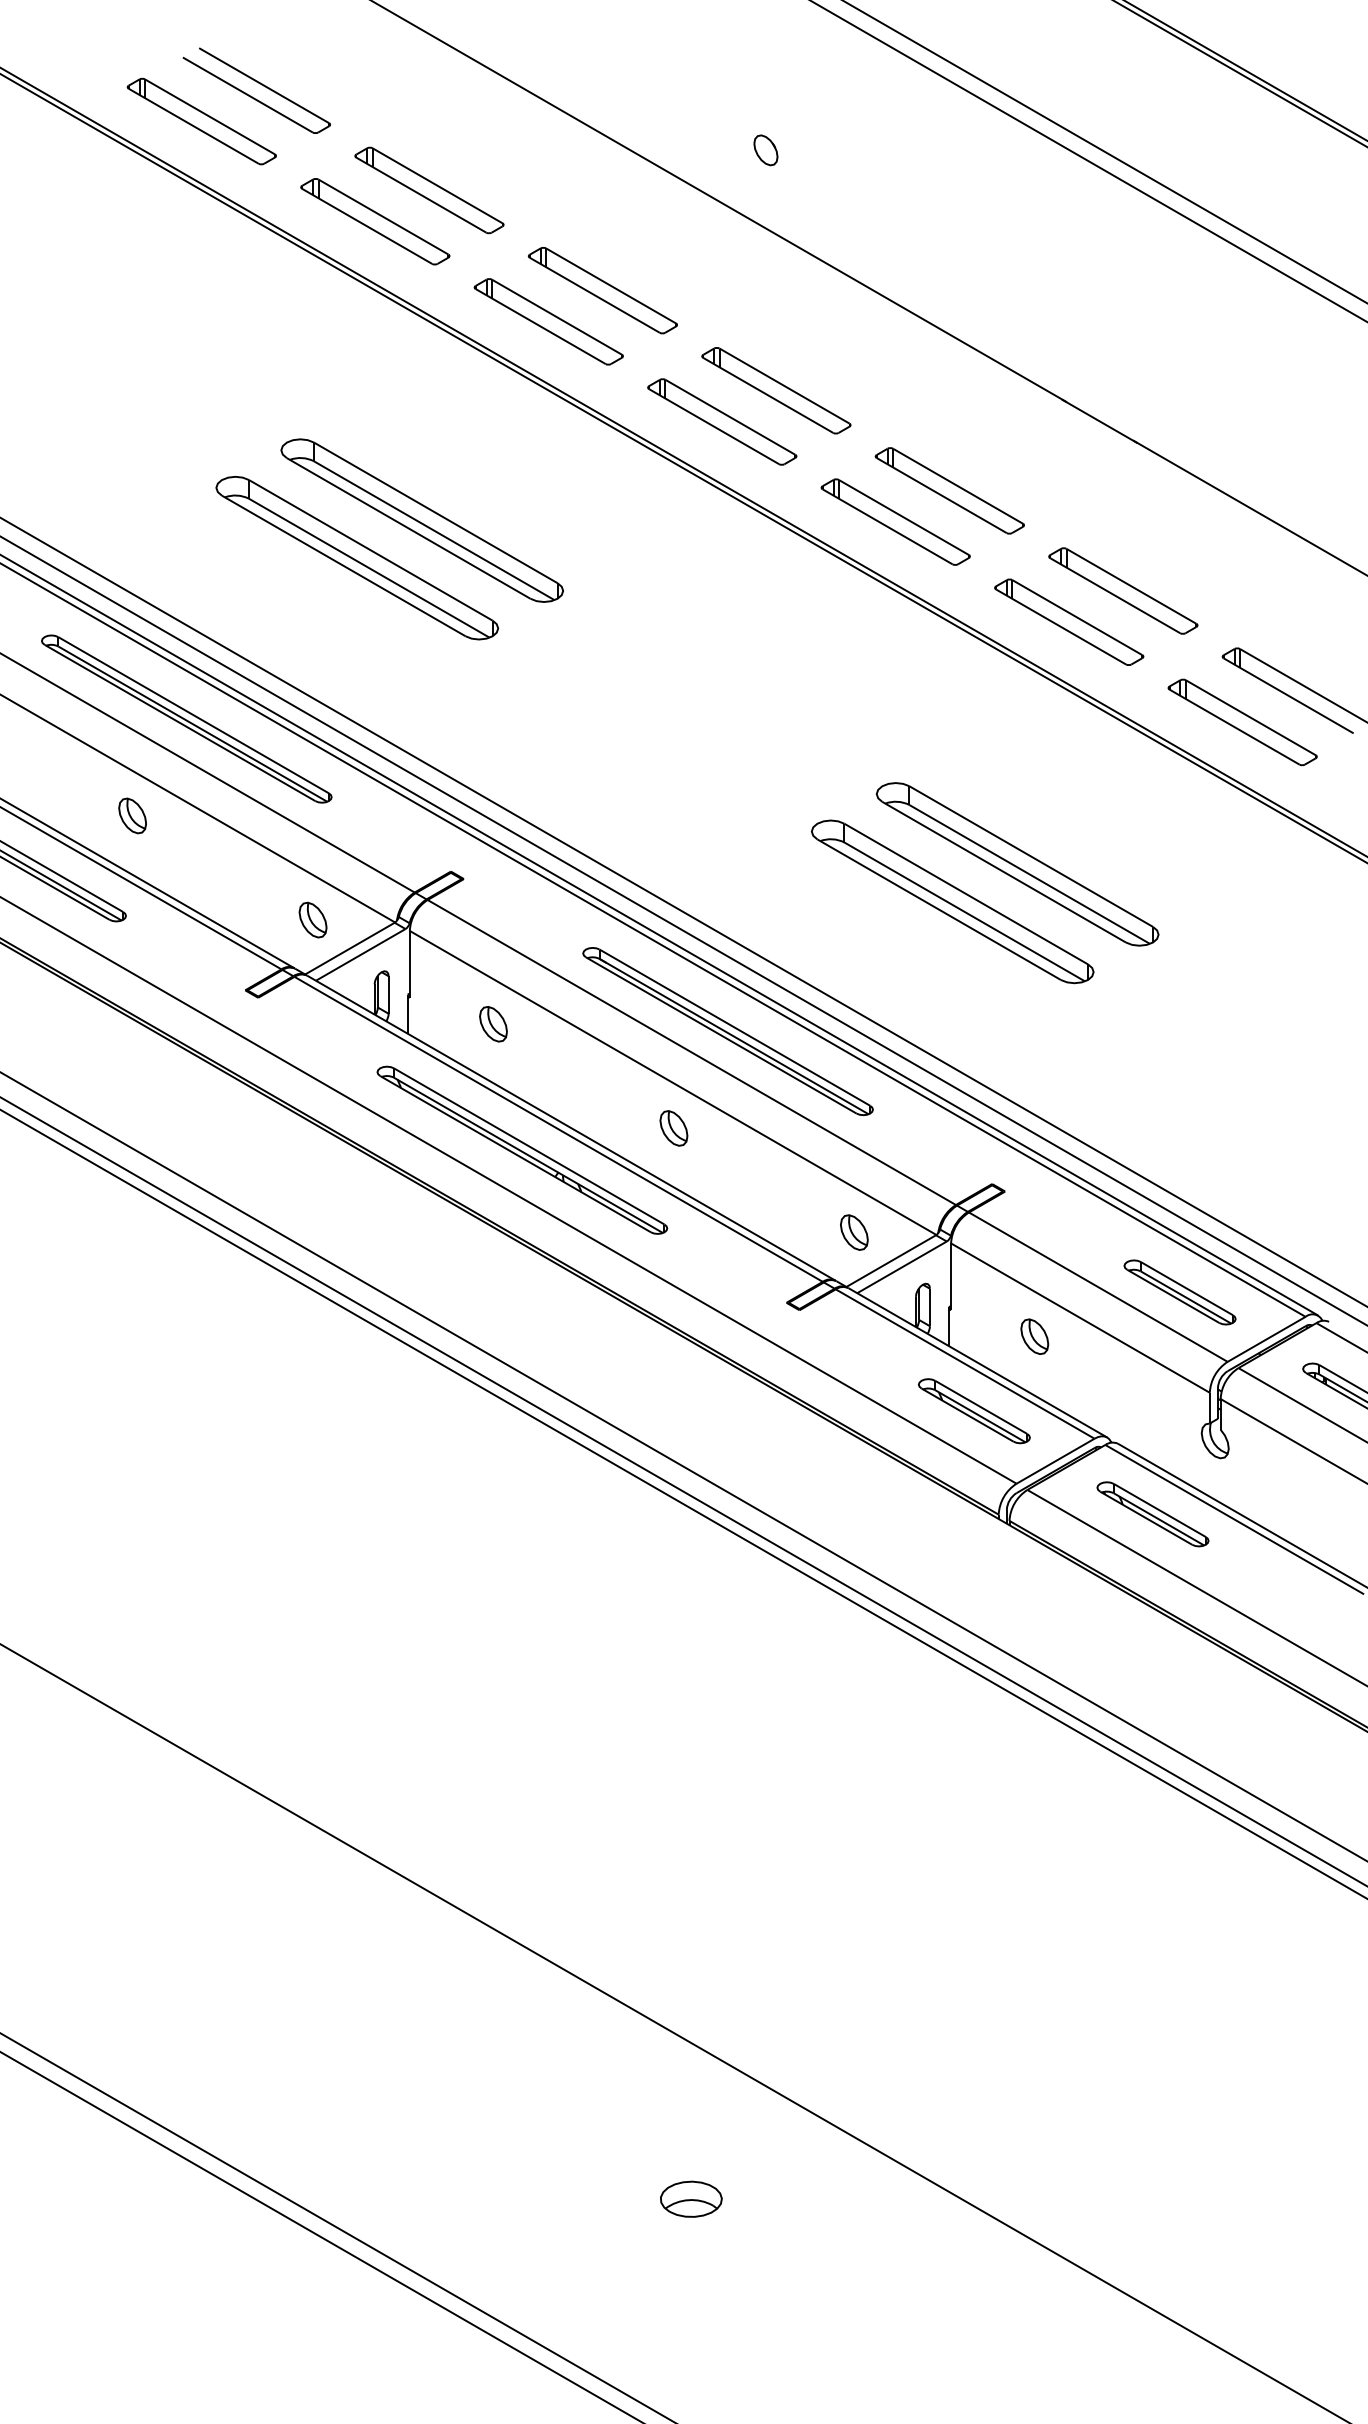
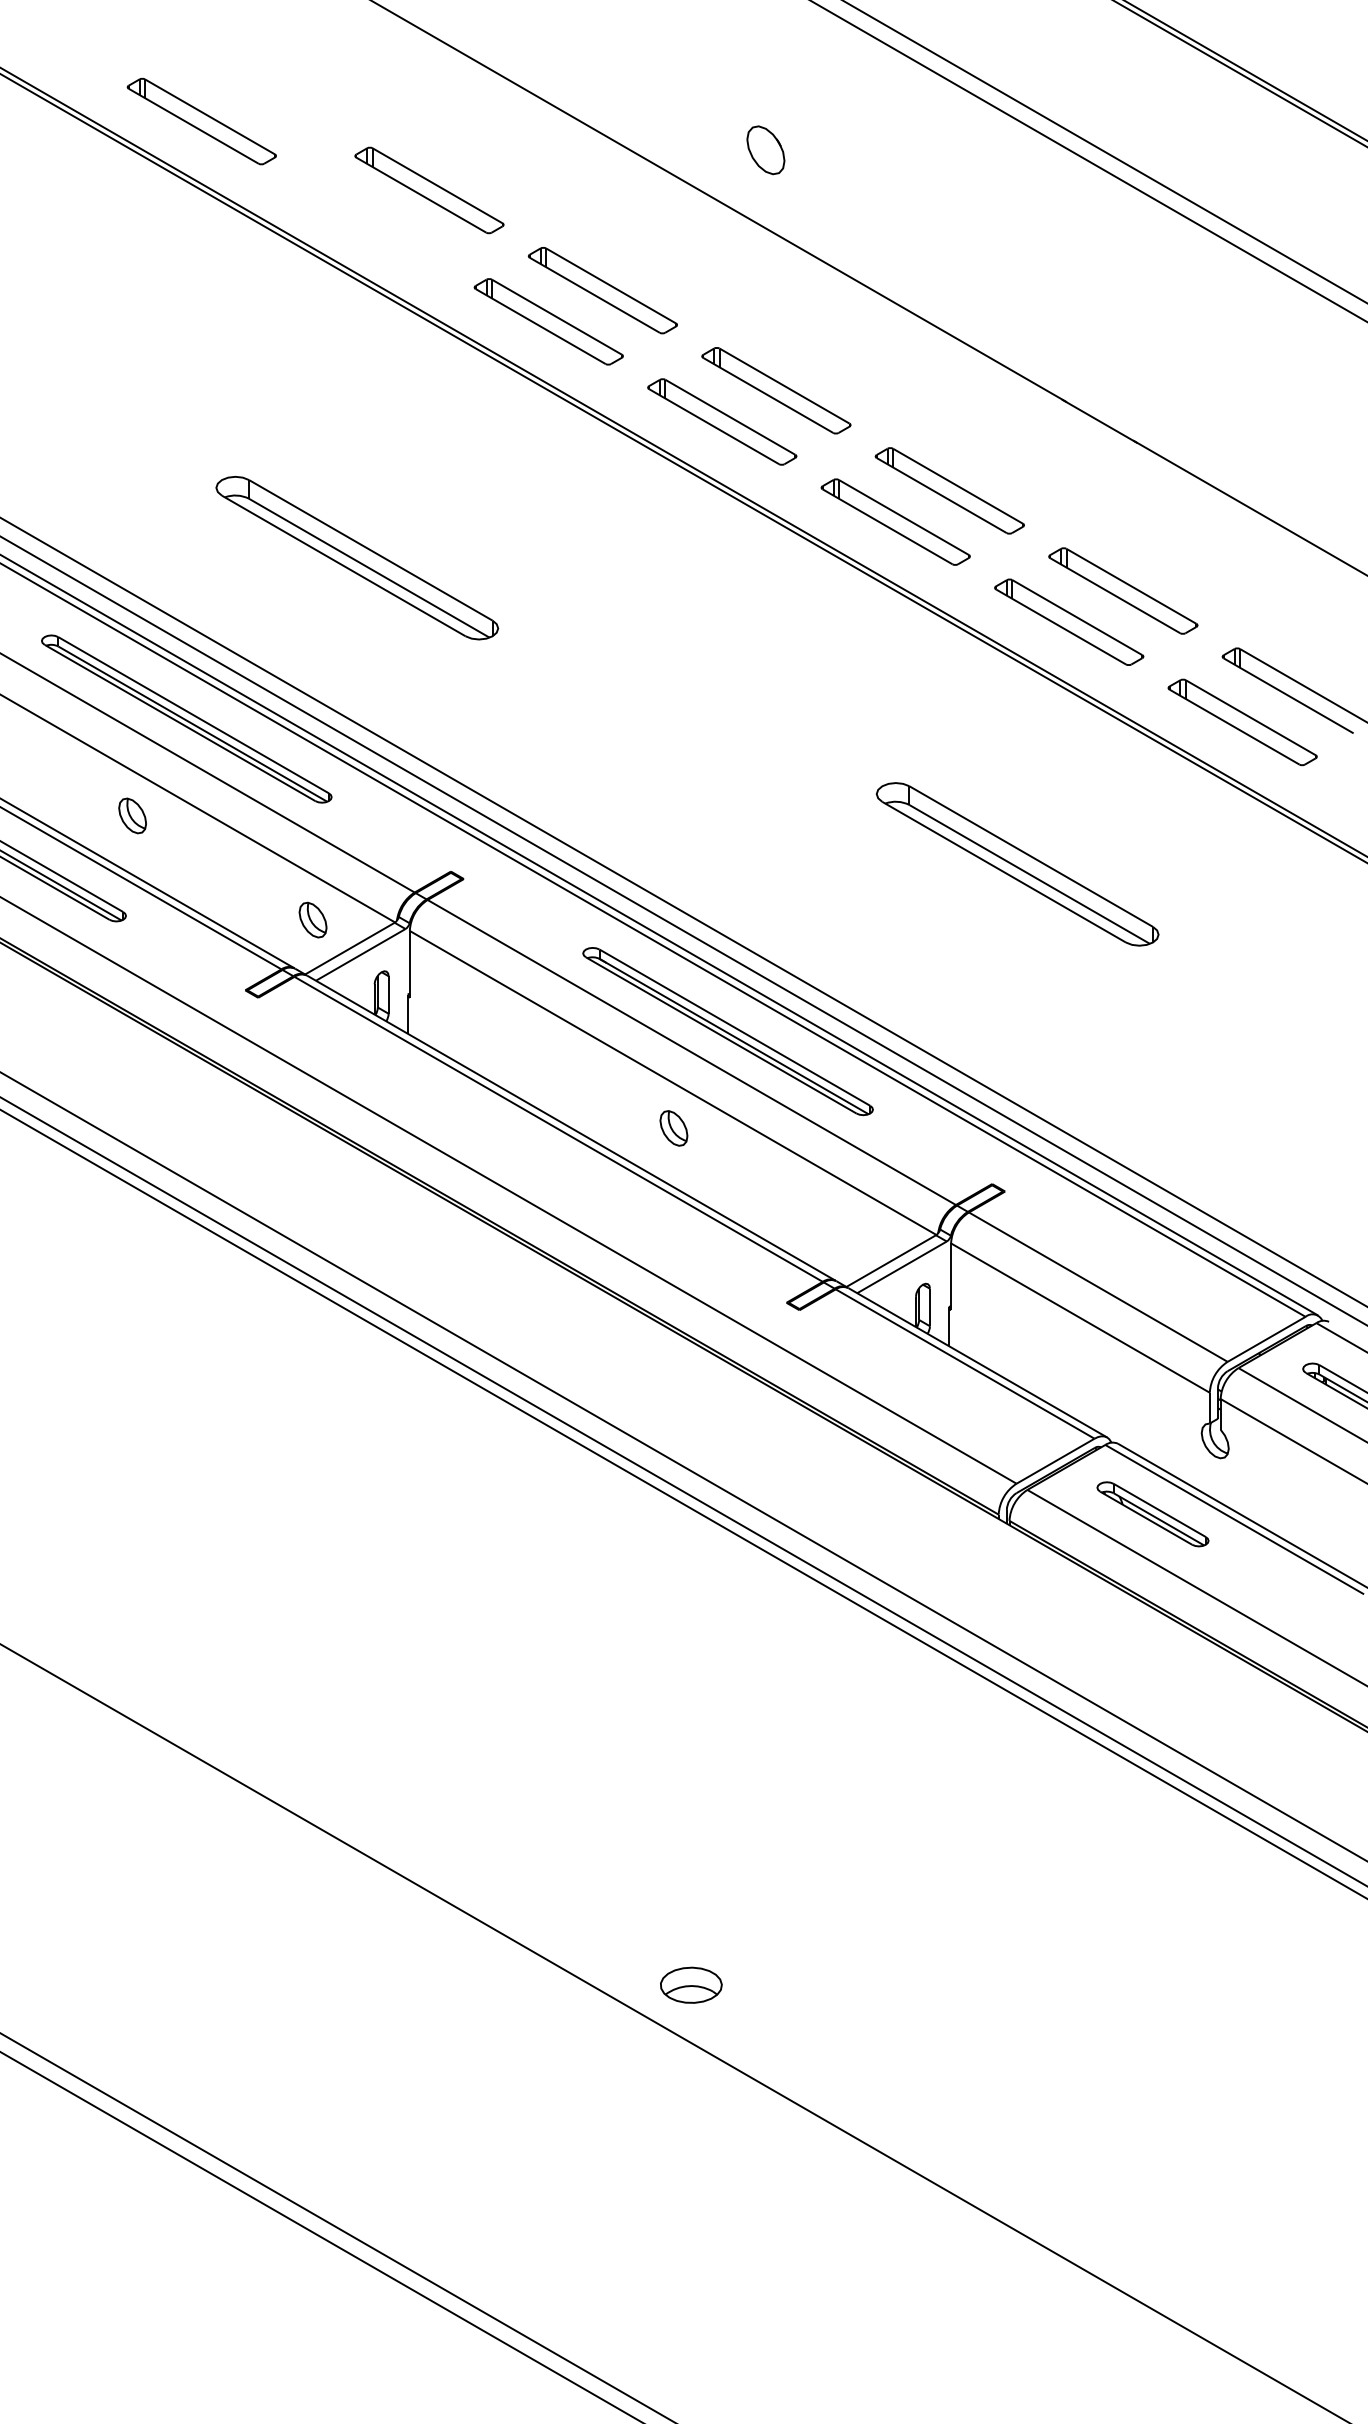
part: present -> none (259, 84)
part size: 26x33 px -> 40x51 px (765, 150)
part: present -> none (375, 221)
part: present -> none (421, 520)
part: present -> none (952, 901)
part: present -> none (493, 1024)
part: present -> none (522, 1149)
part: present -> none (854, 1232)
part: present -> none (1179, 1292)
part: present -> none (1034, 1336)
part: present -> none (974, 1411)
part position: (691, 2198) -> (691, 1984) (691, 1984)
